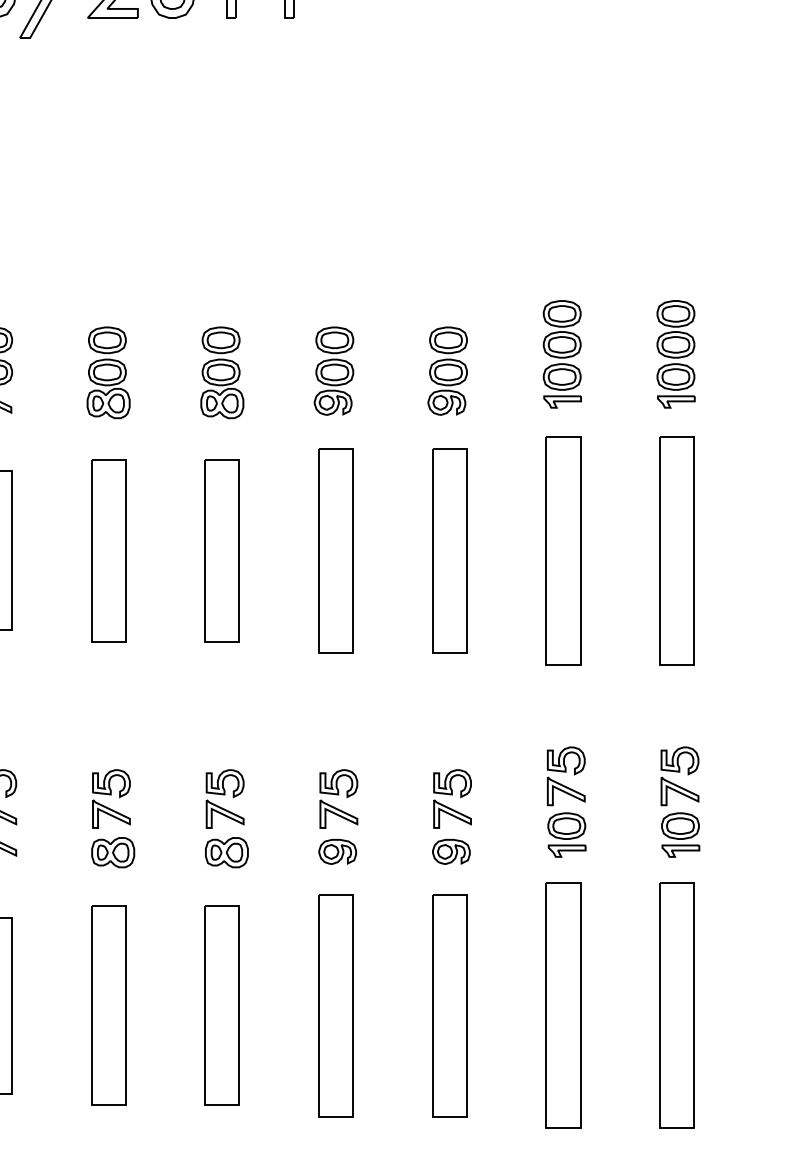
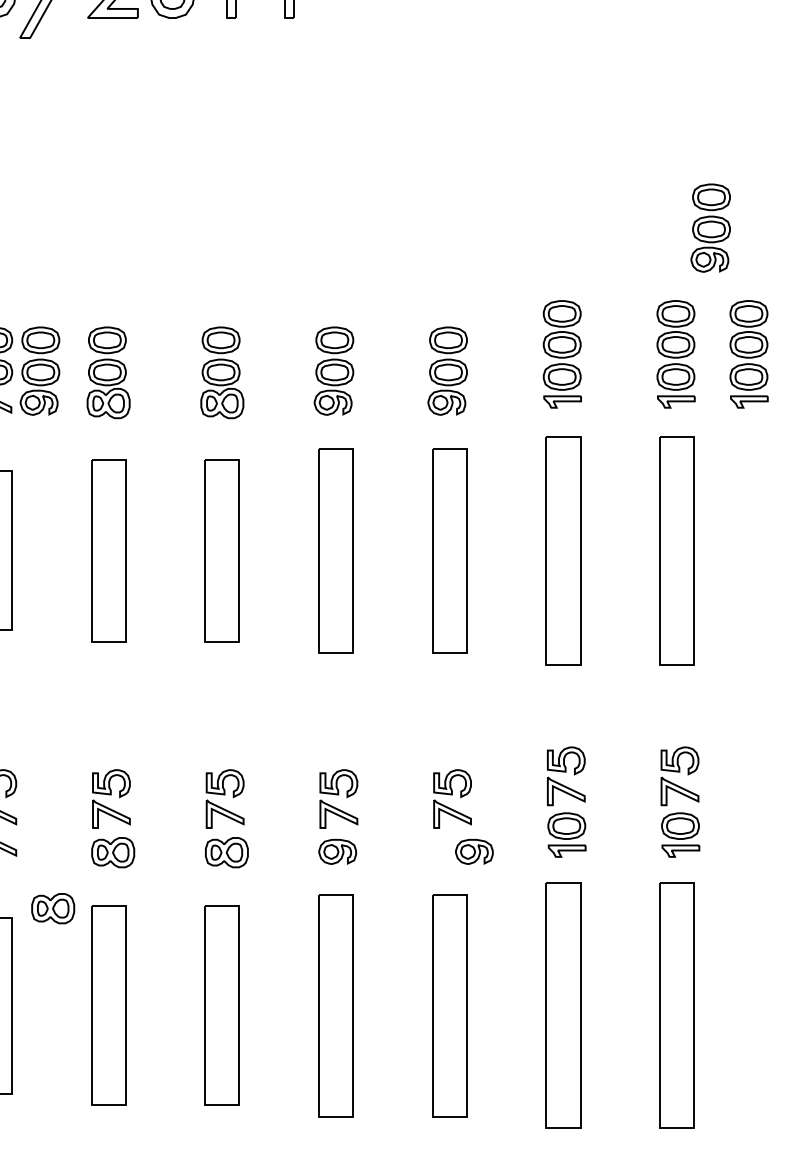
part: none -> present (710, 227)
part: none -> present (748, 354)
part: none -> present (39, 370)
part position: (451, 851) -> (474, 851) (474, 851)
part: none -> present (53, 908)
